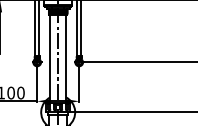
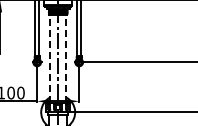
line: solid -> dashed (50, 58)
line: solid -> dashed (66, 58)
